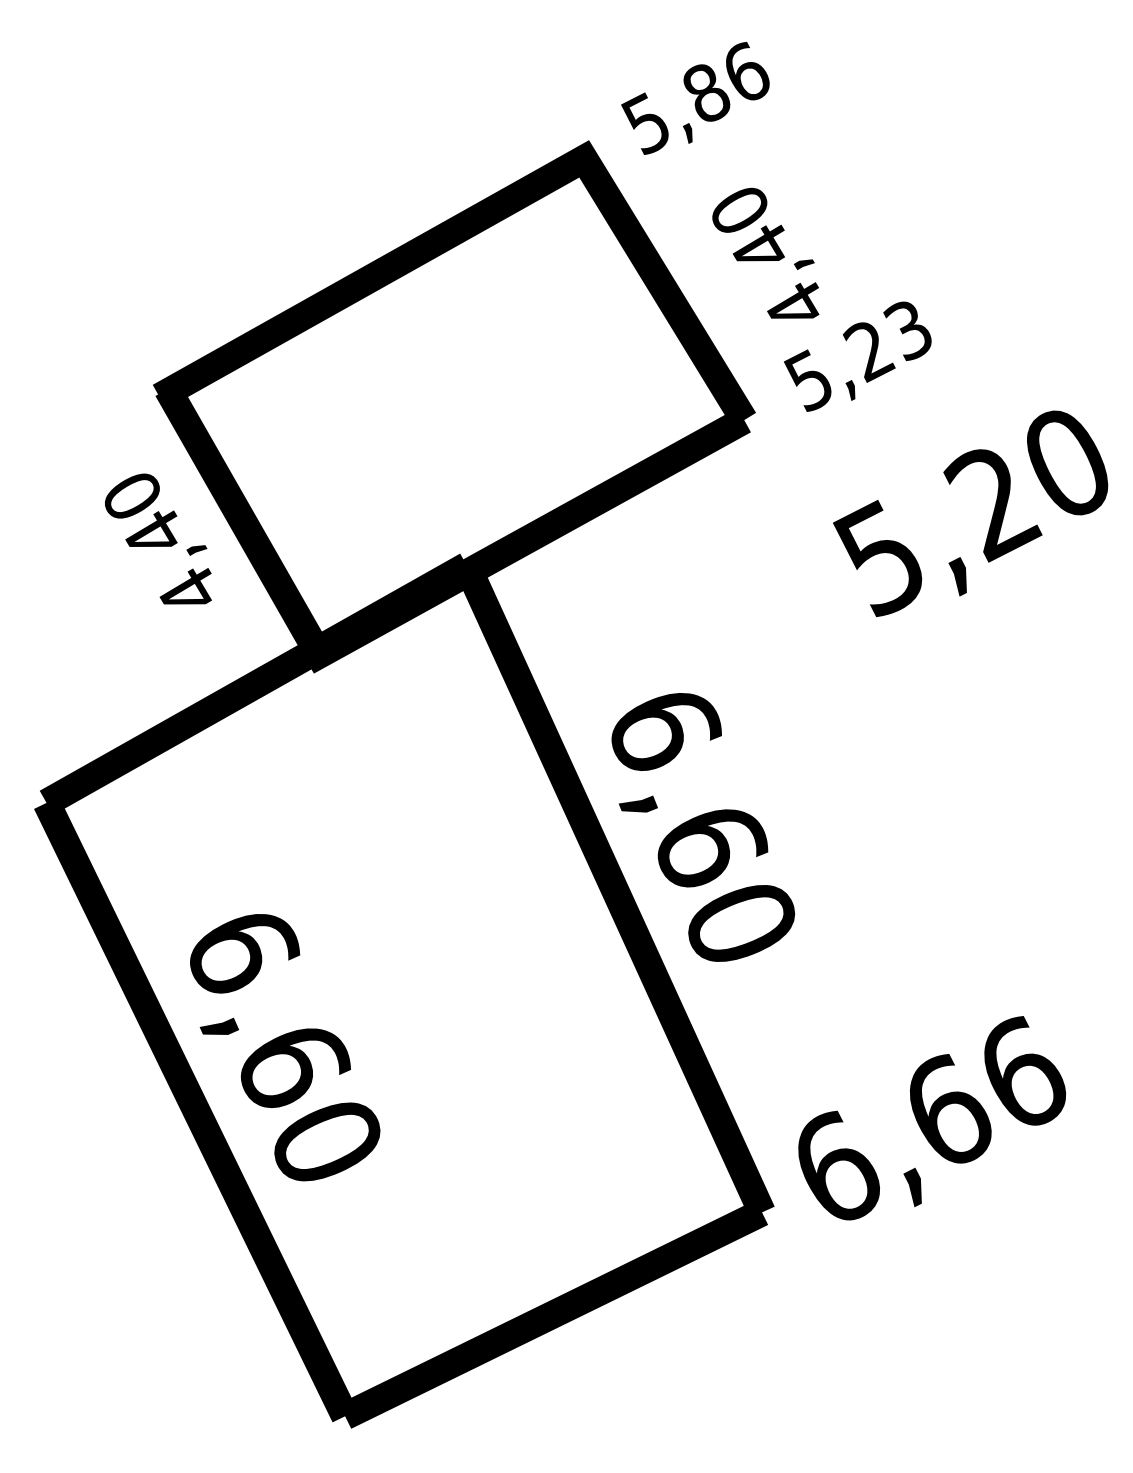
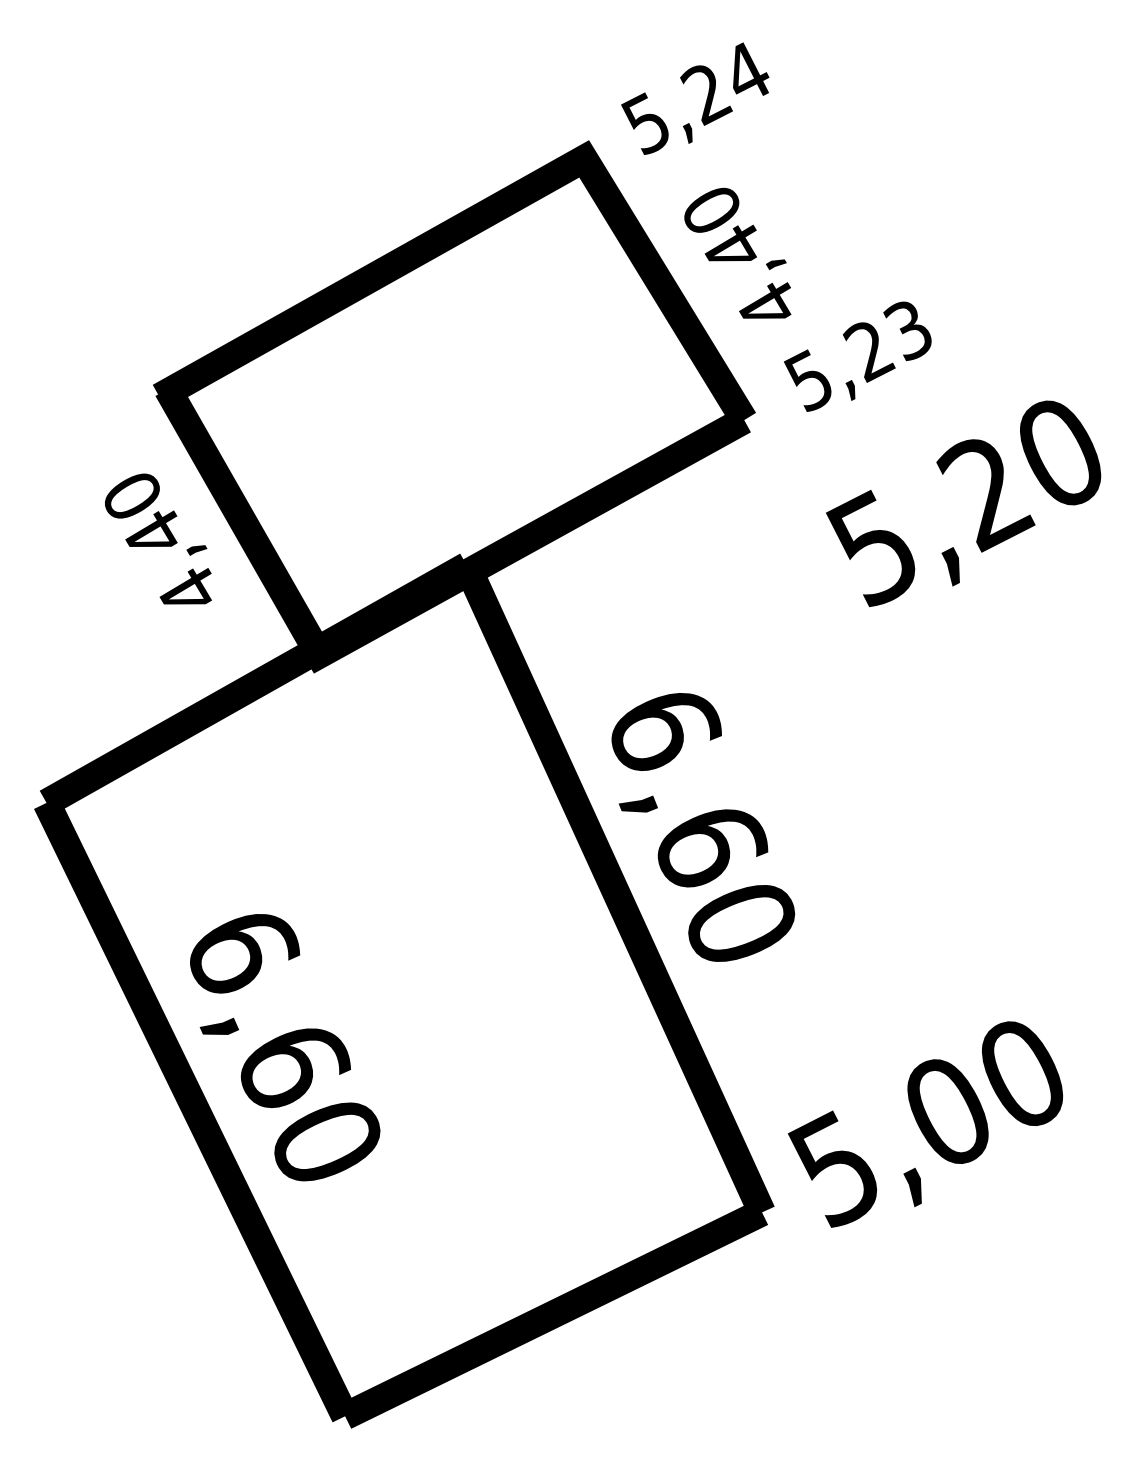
text: 5,86 -> 5,24 (724, 83)
text position: (765, 252) -> (737, 252) (737, 252)
text position: (970, 513) -> (963, 503) (963, 503)
text: 6,66 -> 5,00 (926, 1121)
